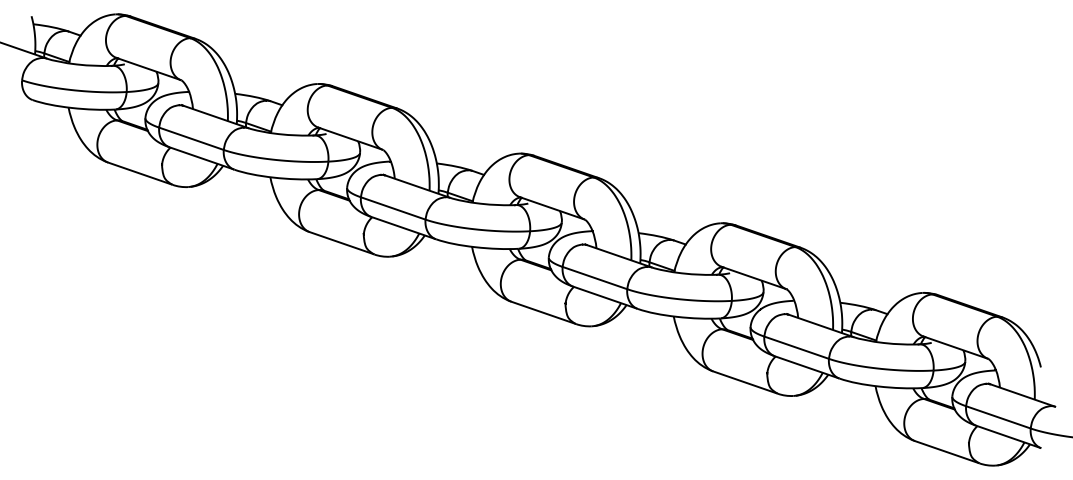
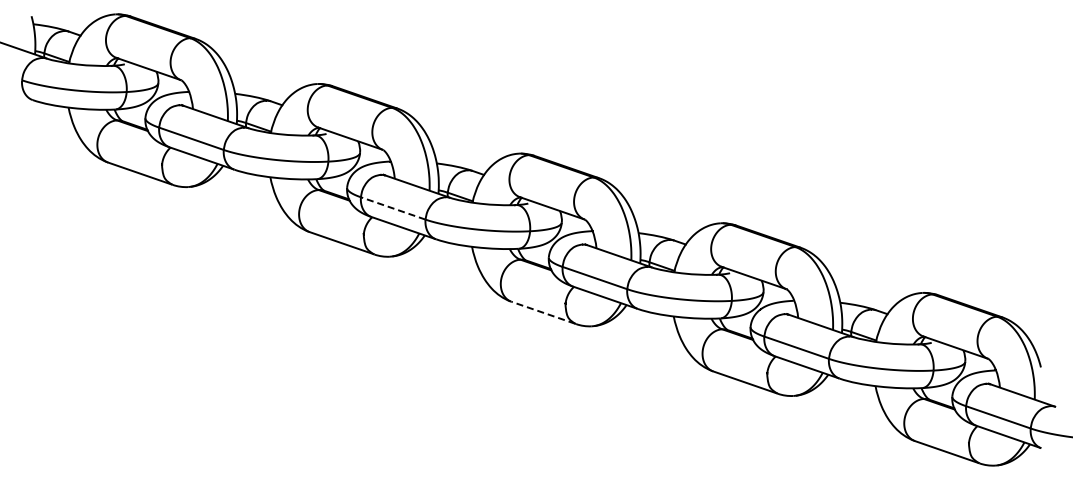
line: solid -> dashed (392, 208)
line: solid -> dashed (543, 312)
